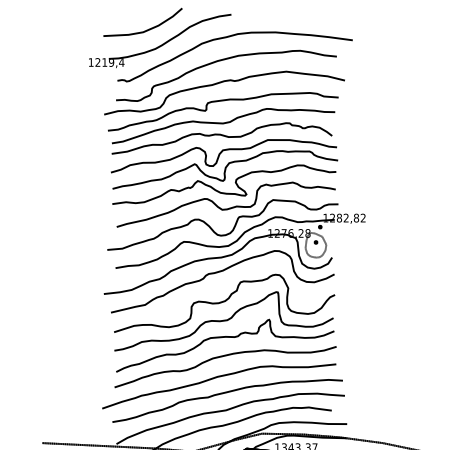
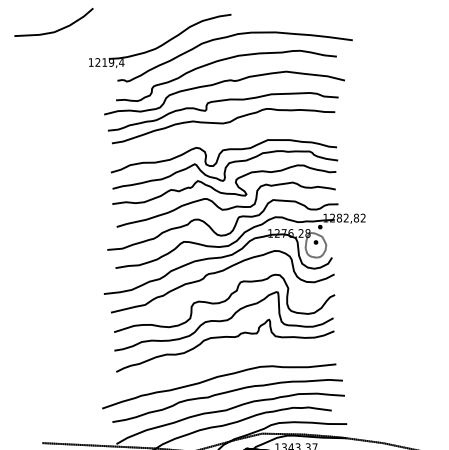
part position: (146, 29) -> (57, 29) (57, 29)
curve: present -> none (222, 136)
curve: present -> none (222, 357)
